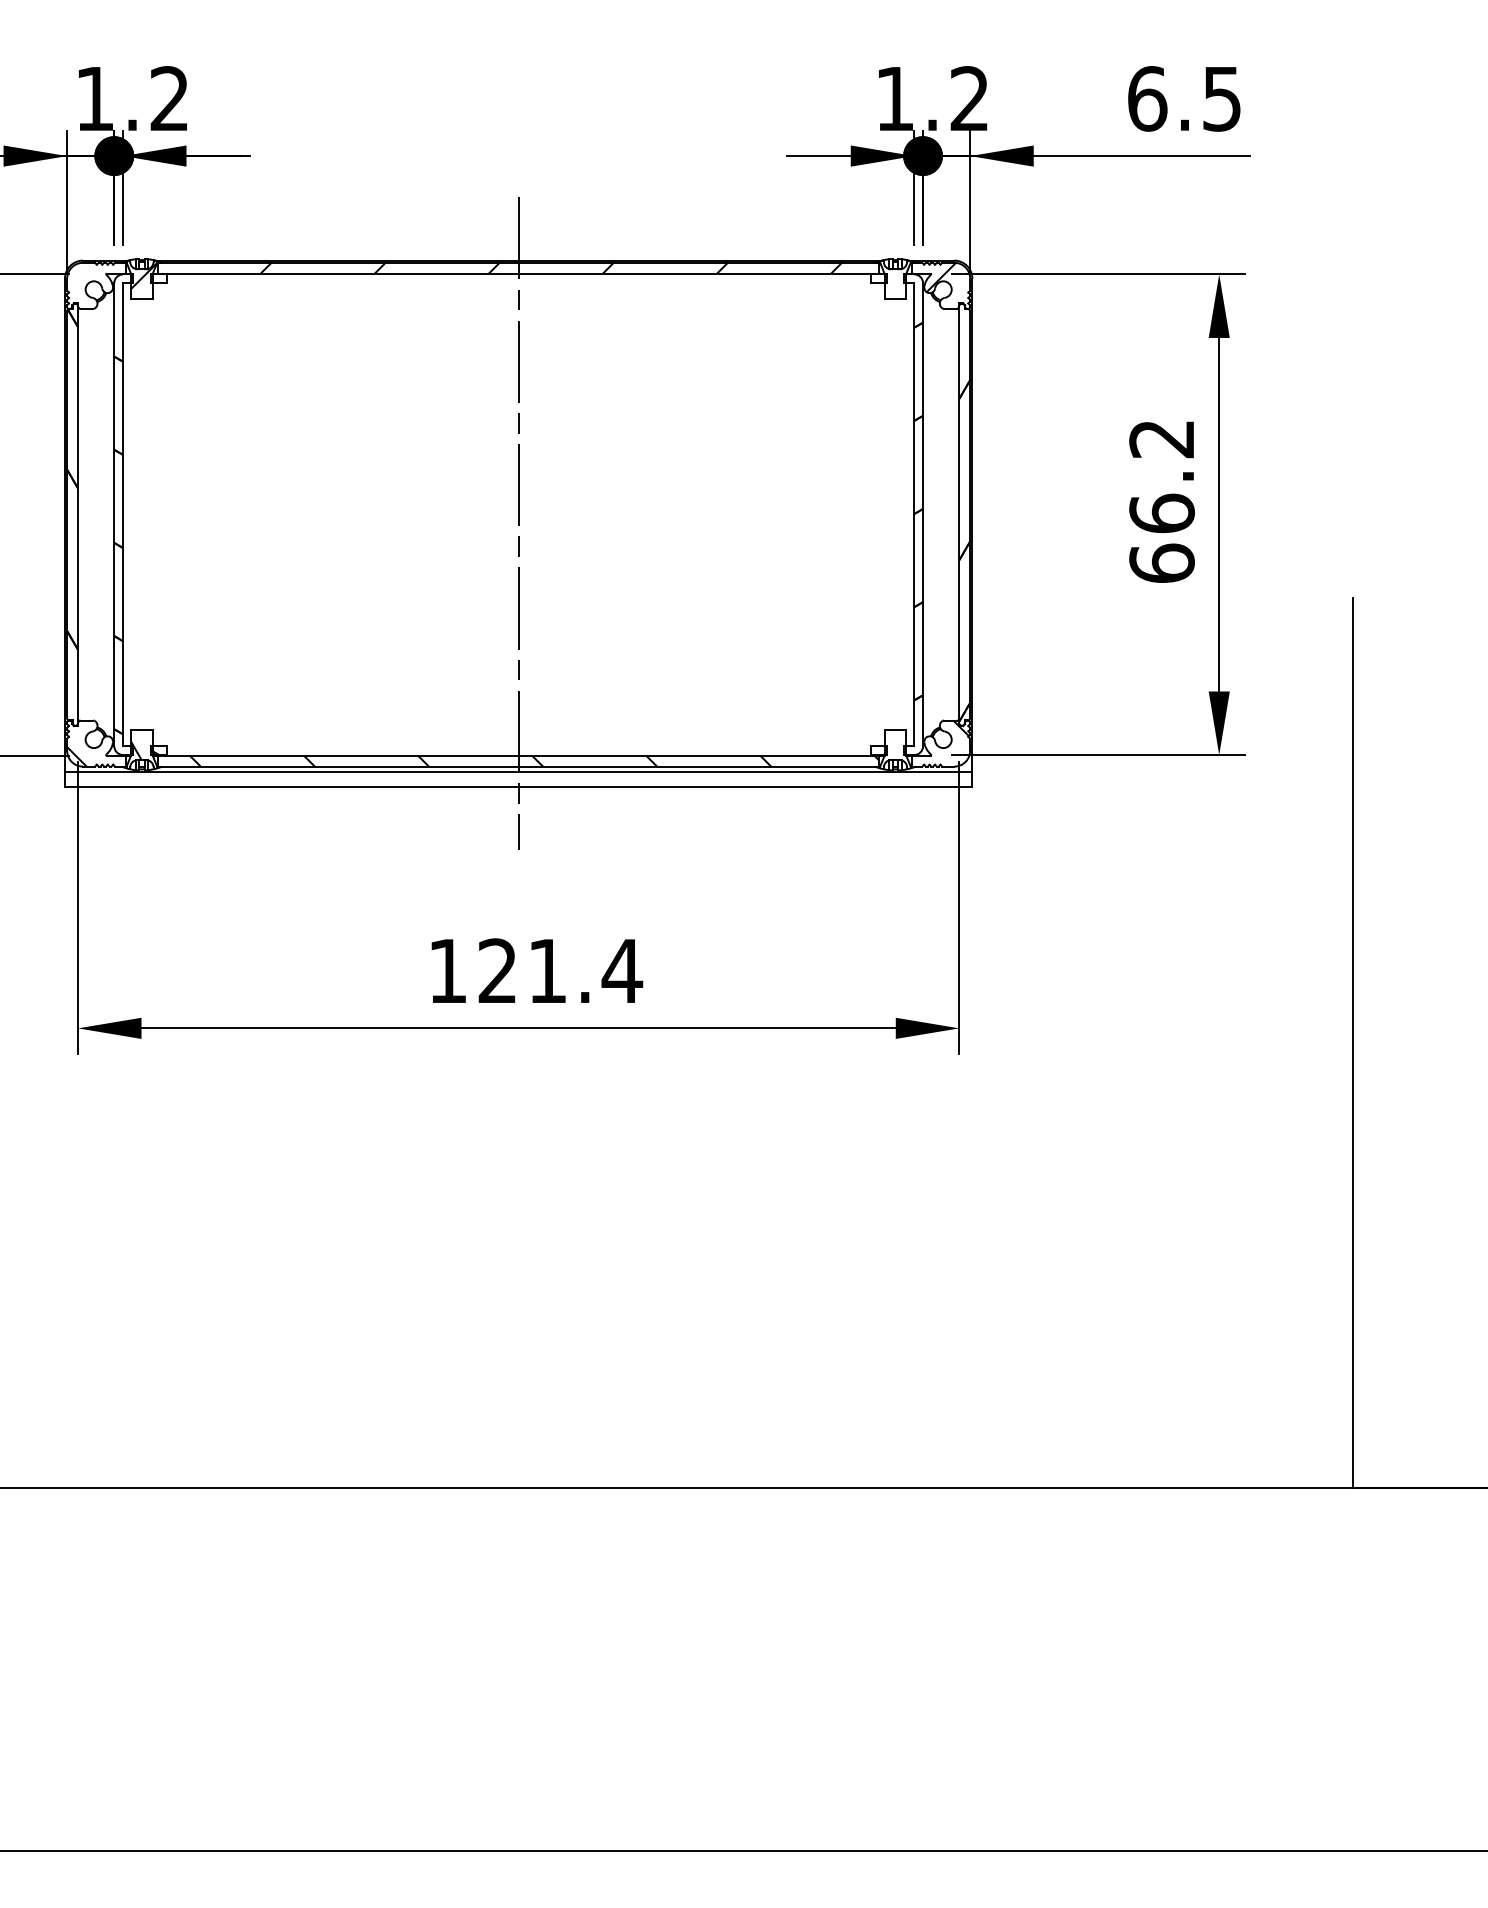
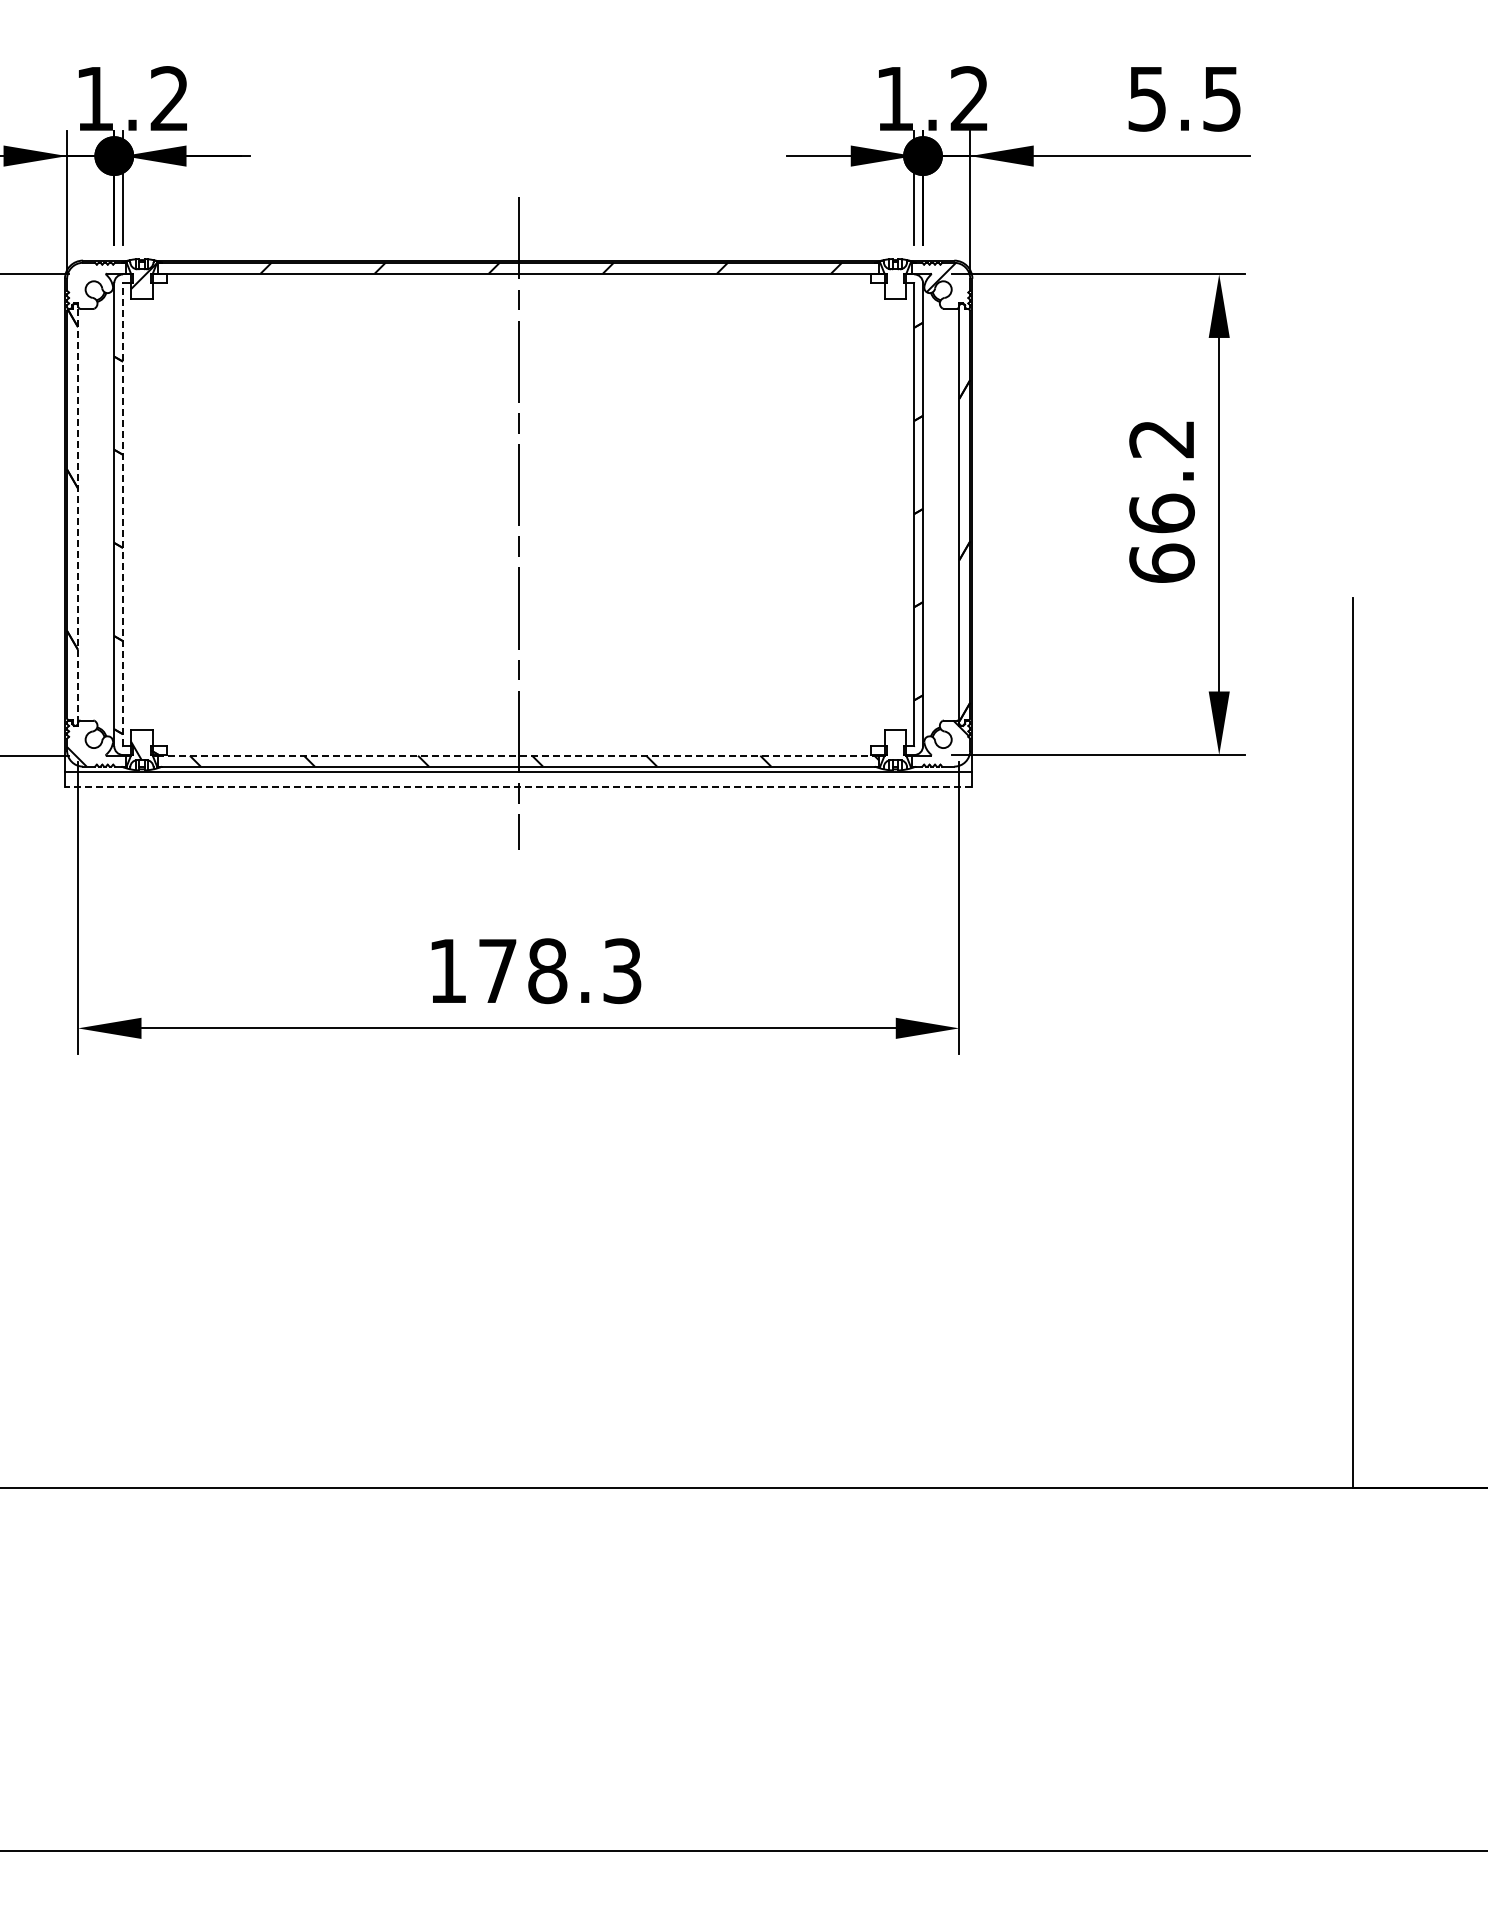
text: 6.5 -> 5.5 (1147, 98)
line: solid -> dashed (78, 514)
line: solid -> dashed (123, 514)
line: solid -> dashed (518, 755)
line: solid -> dashed (518, 786)
text: 121.4 -> 178.3 (560, 971)
